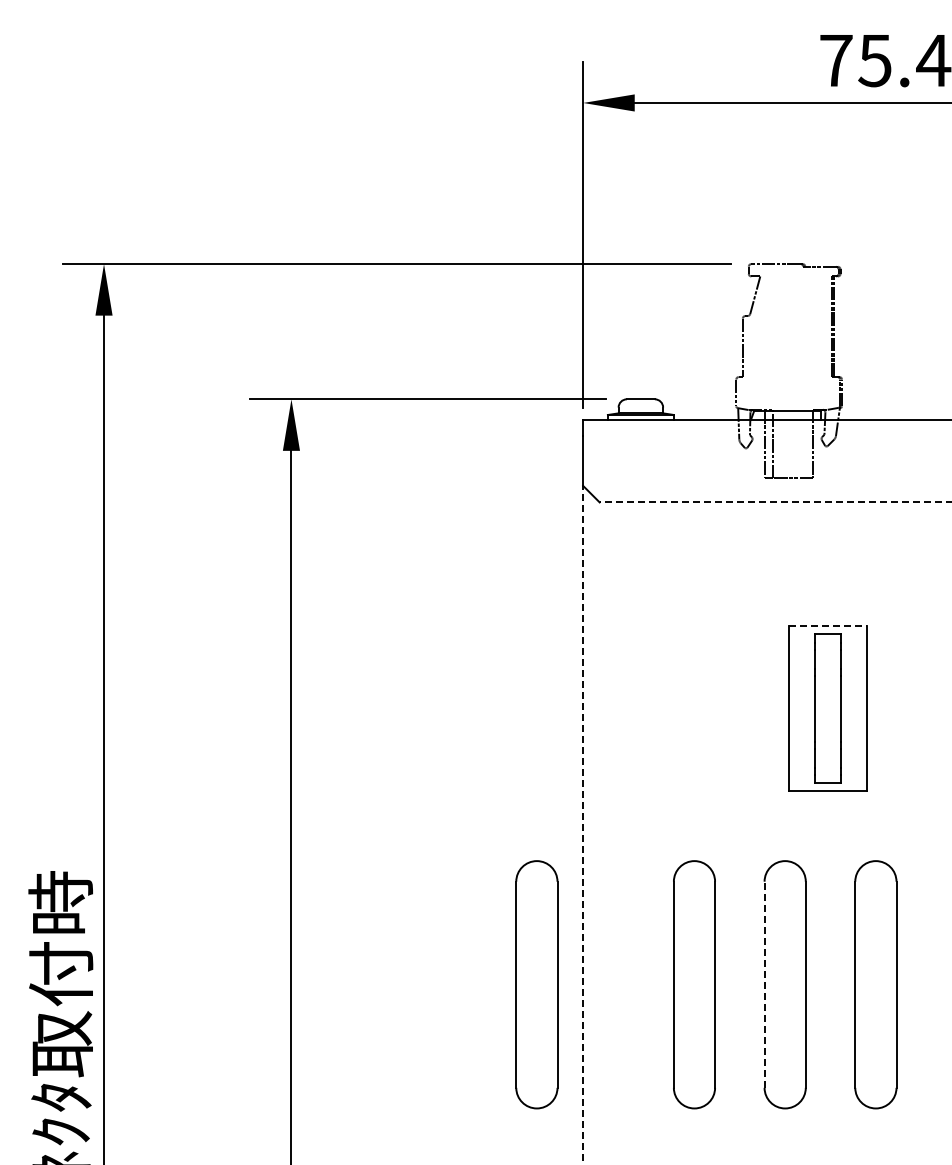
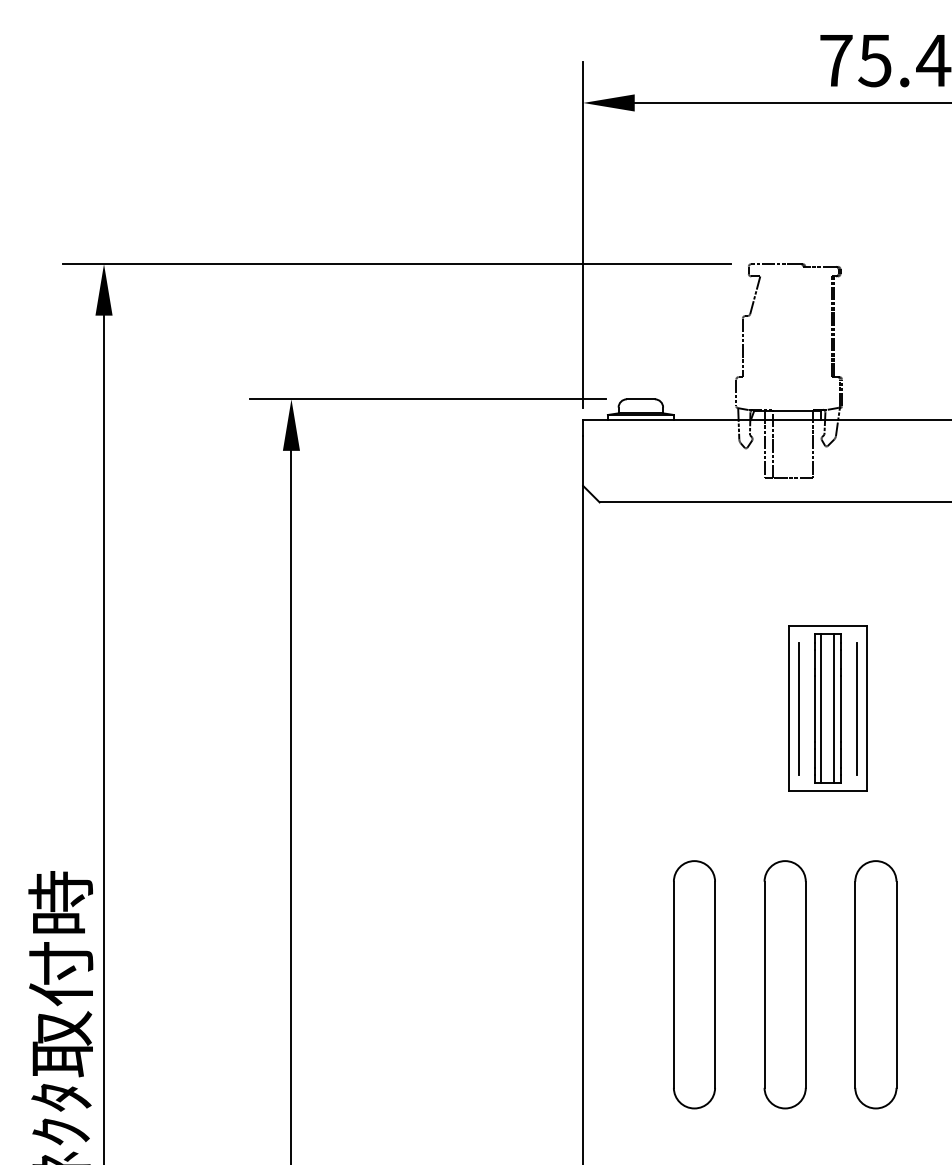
line: dashed -> solid (775, 502)
line: dashed -> solid (828, 626)
line: none -> present (798, 708)
line: none -> present (821, 708)
line: none -> present (834, 708)
line: none -> present (857, 708)
line: dashed -> solid (583, 824)
part: present -> none (536, 984)
line: dashed -> solid (764, 984)
